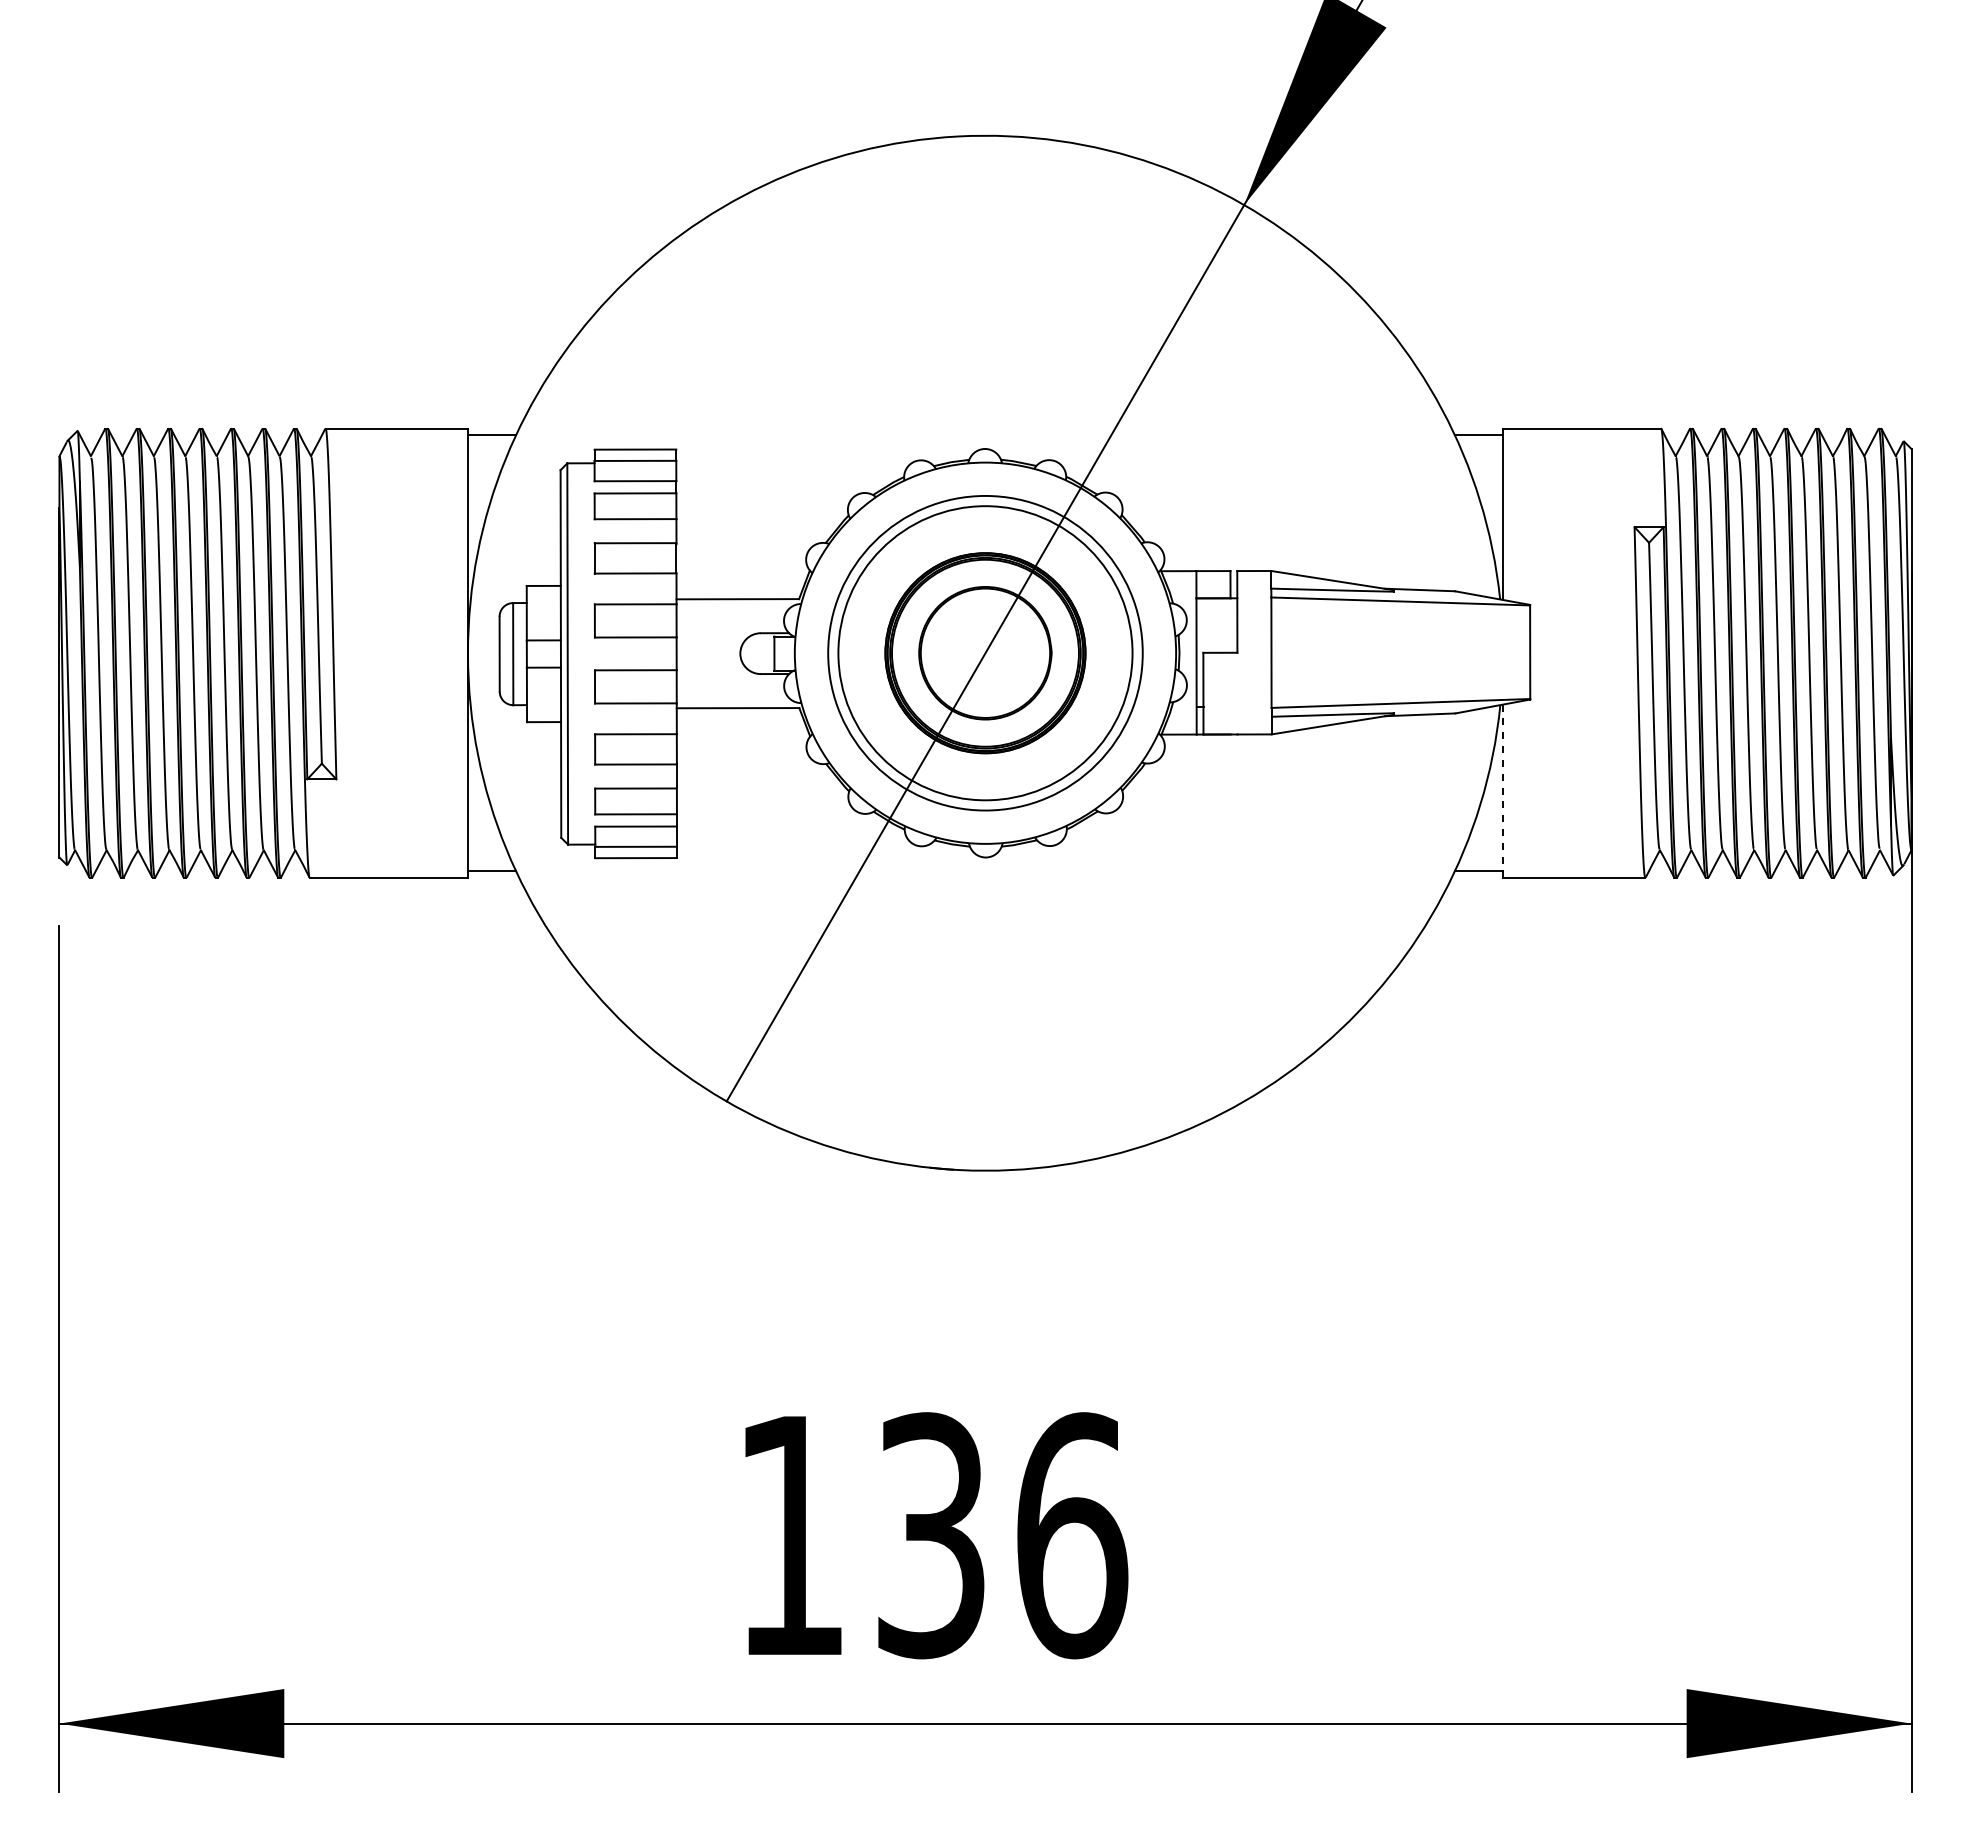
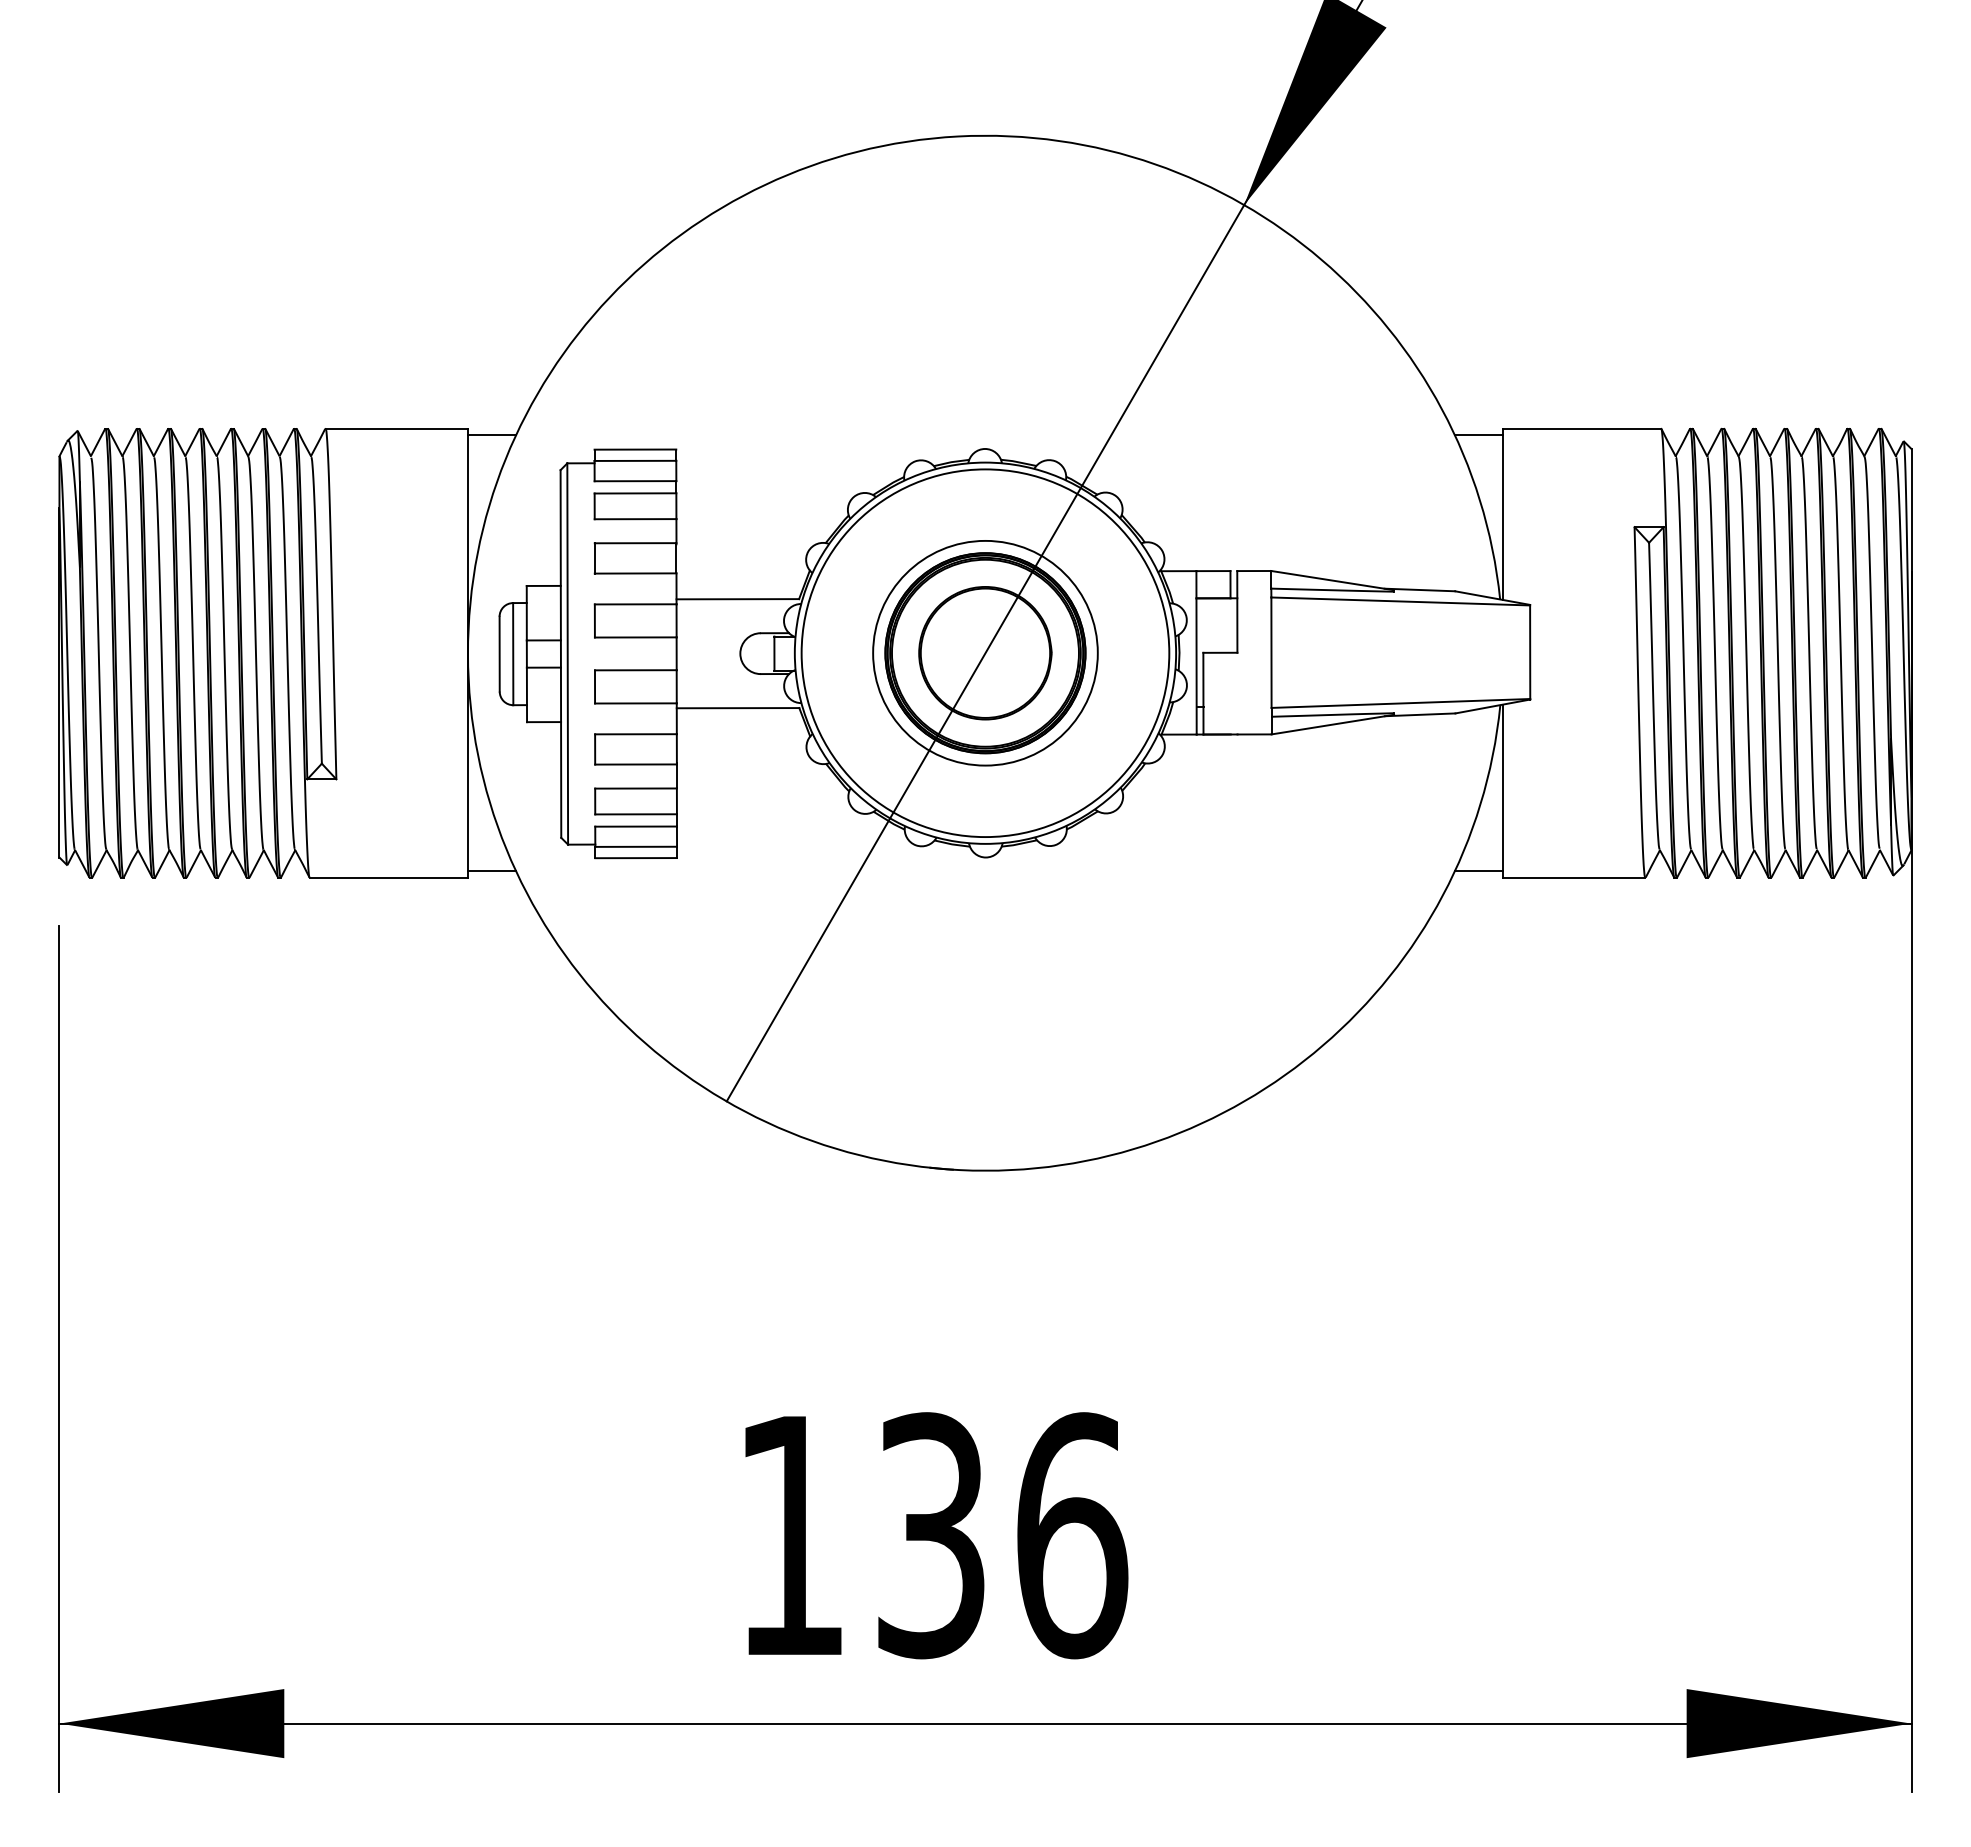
circle diameter: 315 px -> 225 px (985, 652)
circle diameter: 294 px -> 368 px (985, 653)
line: dashed -> solid (1502, 791)
